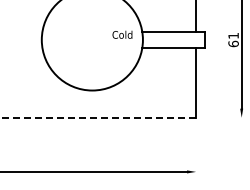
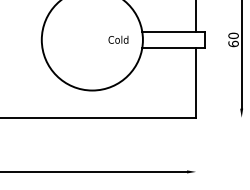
text position: (122, 34) -> (118, 39) (118, 39)
text: 61 -> 60 (233, 35)
line: dashed -> solid (98, 117)
